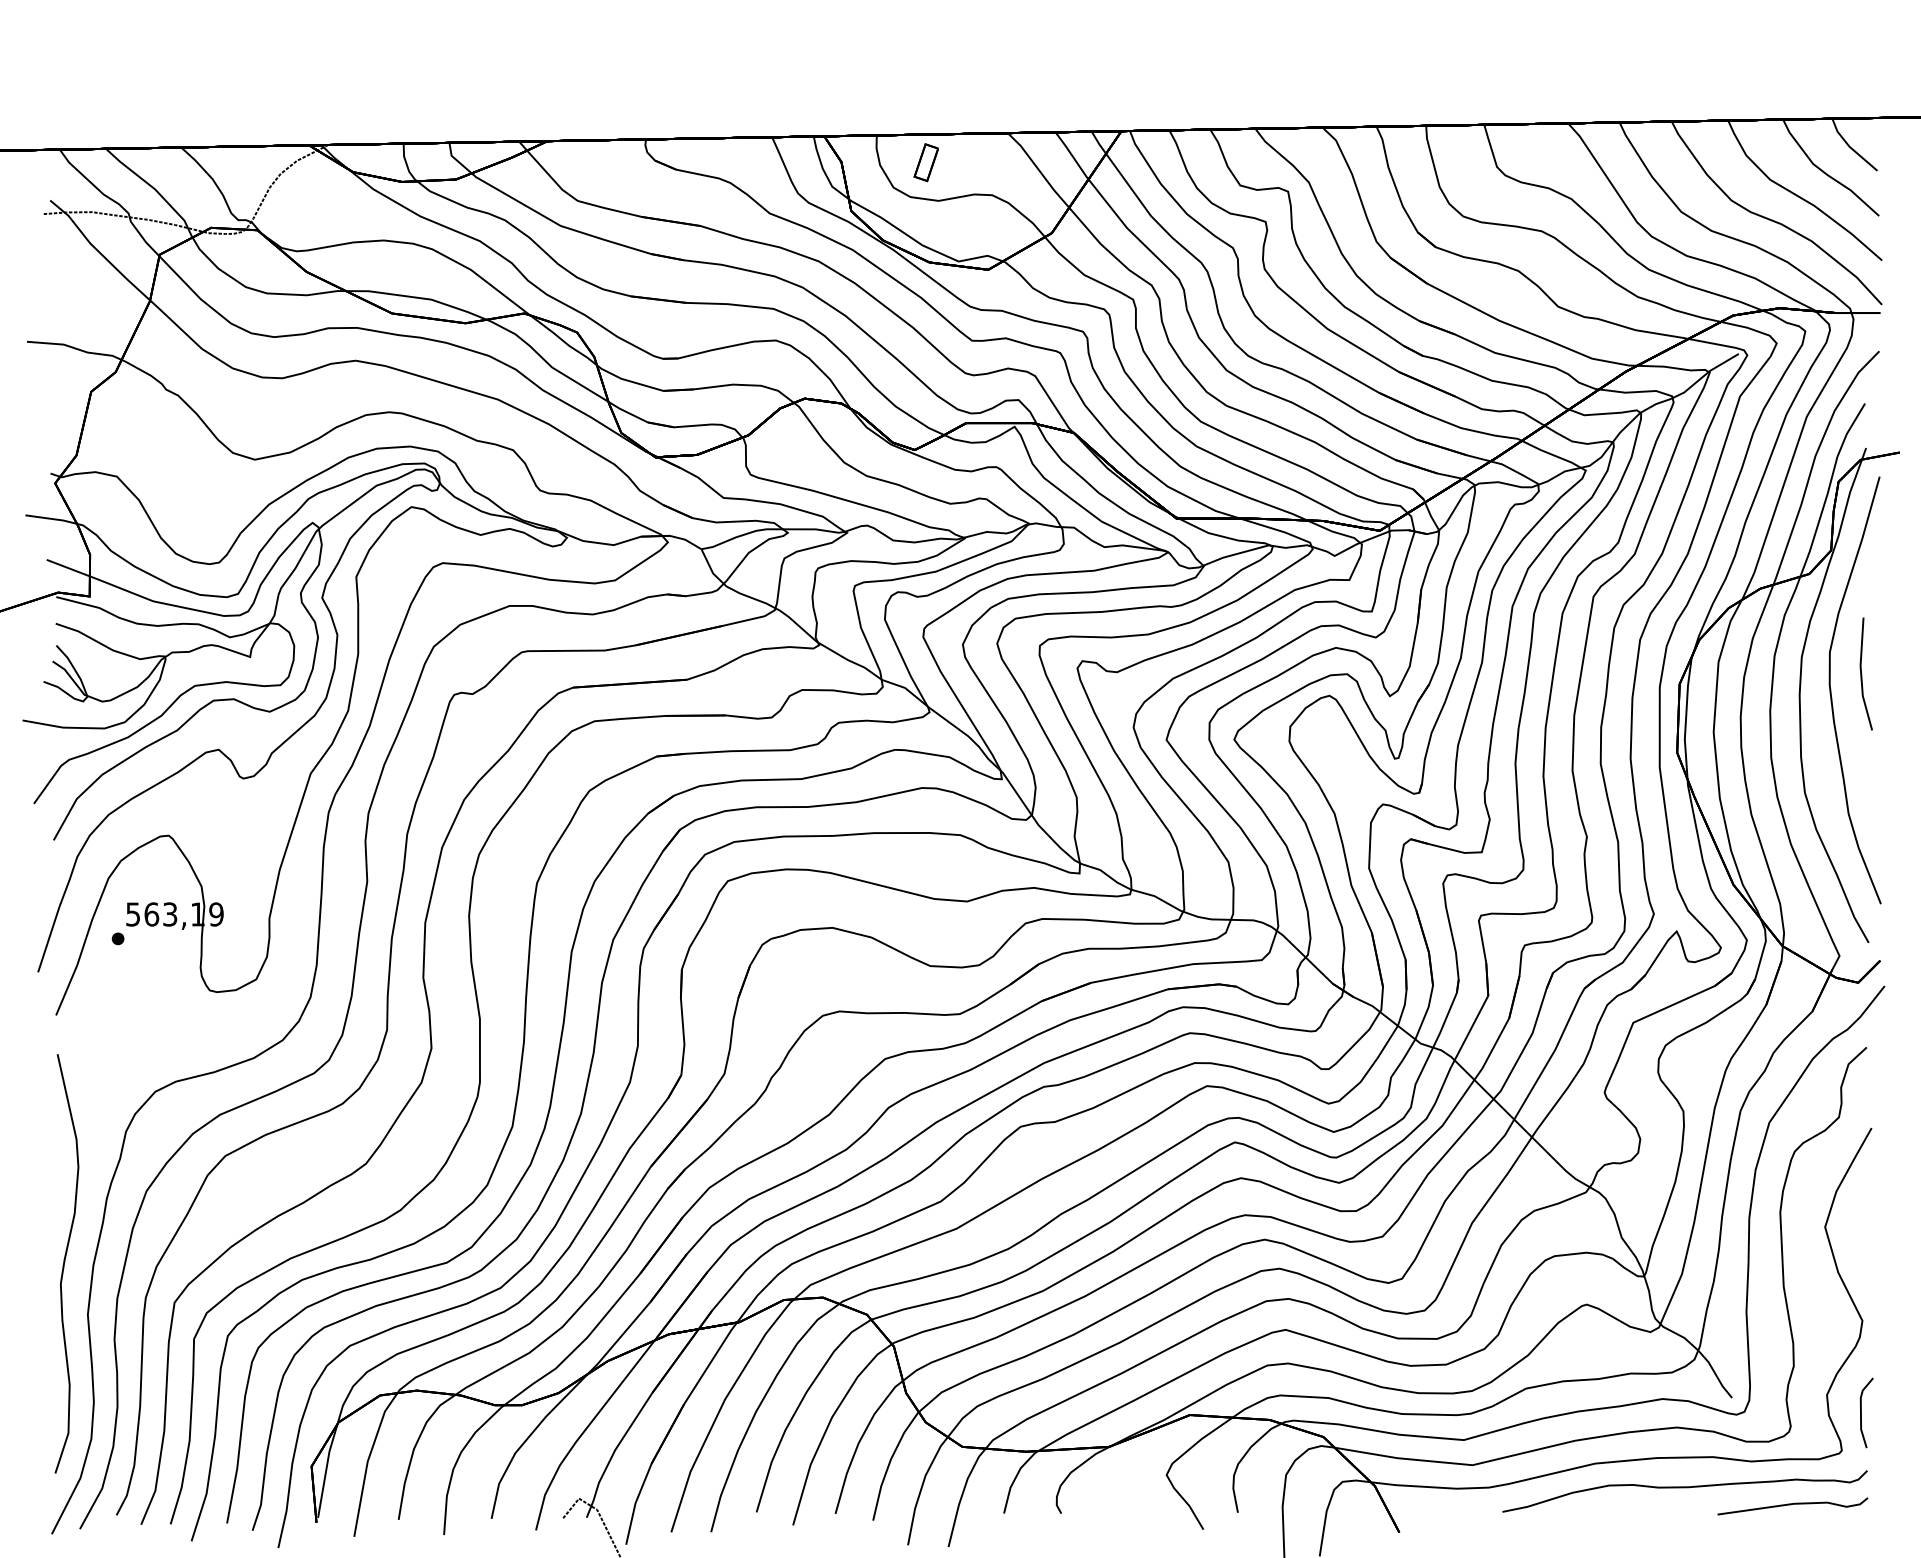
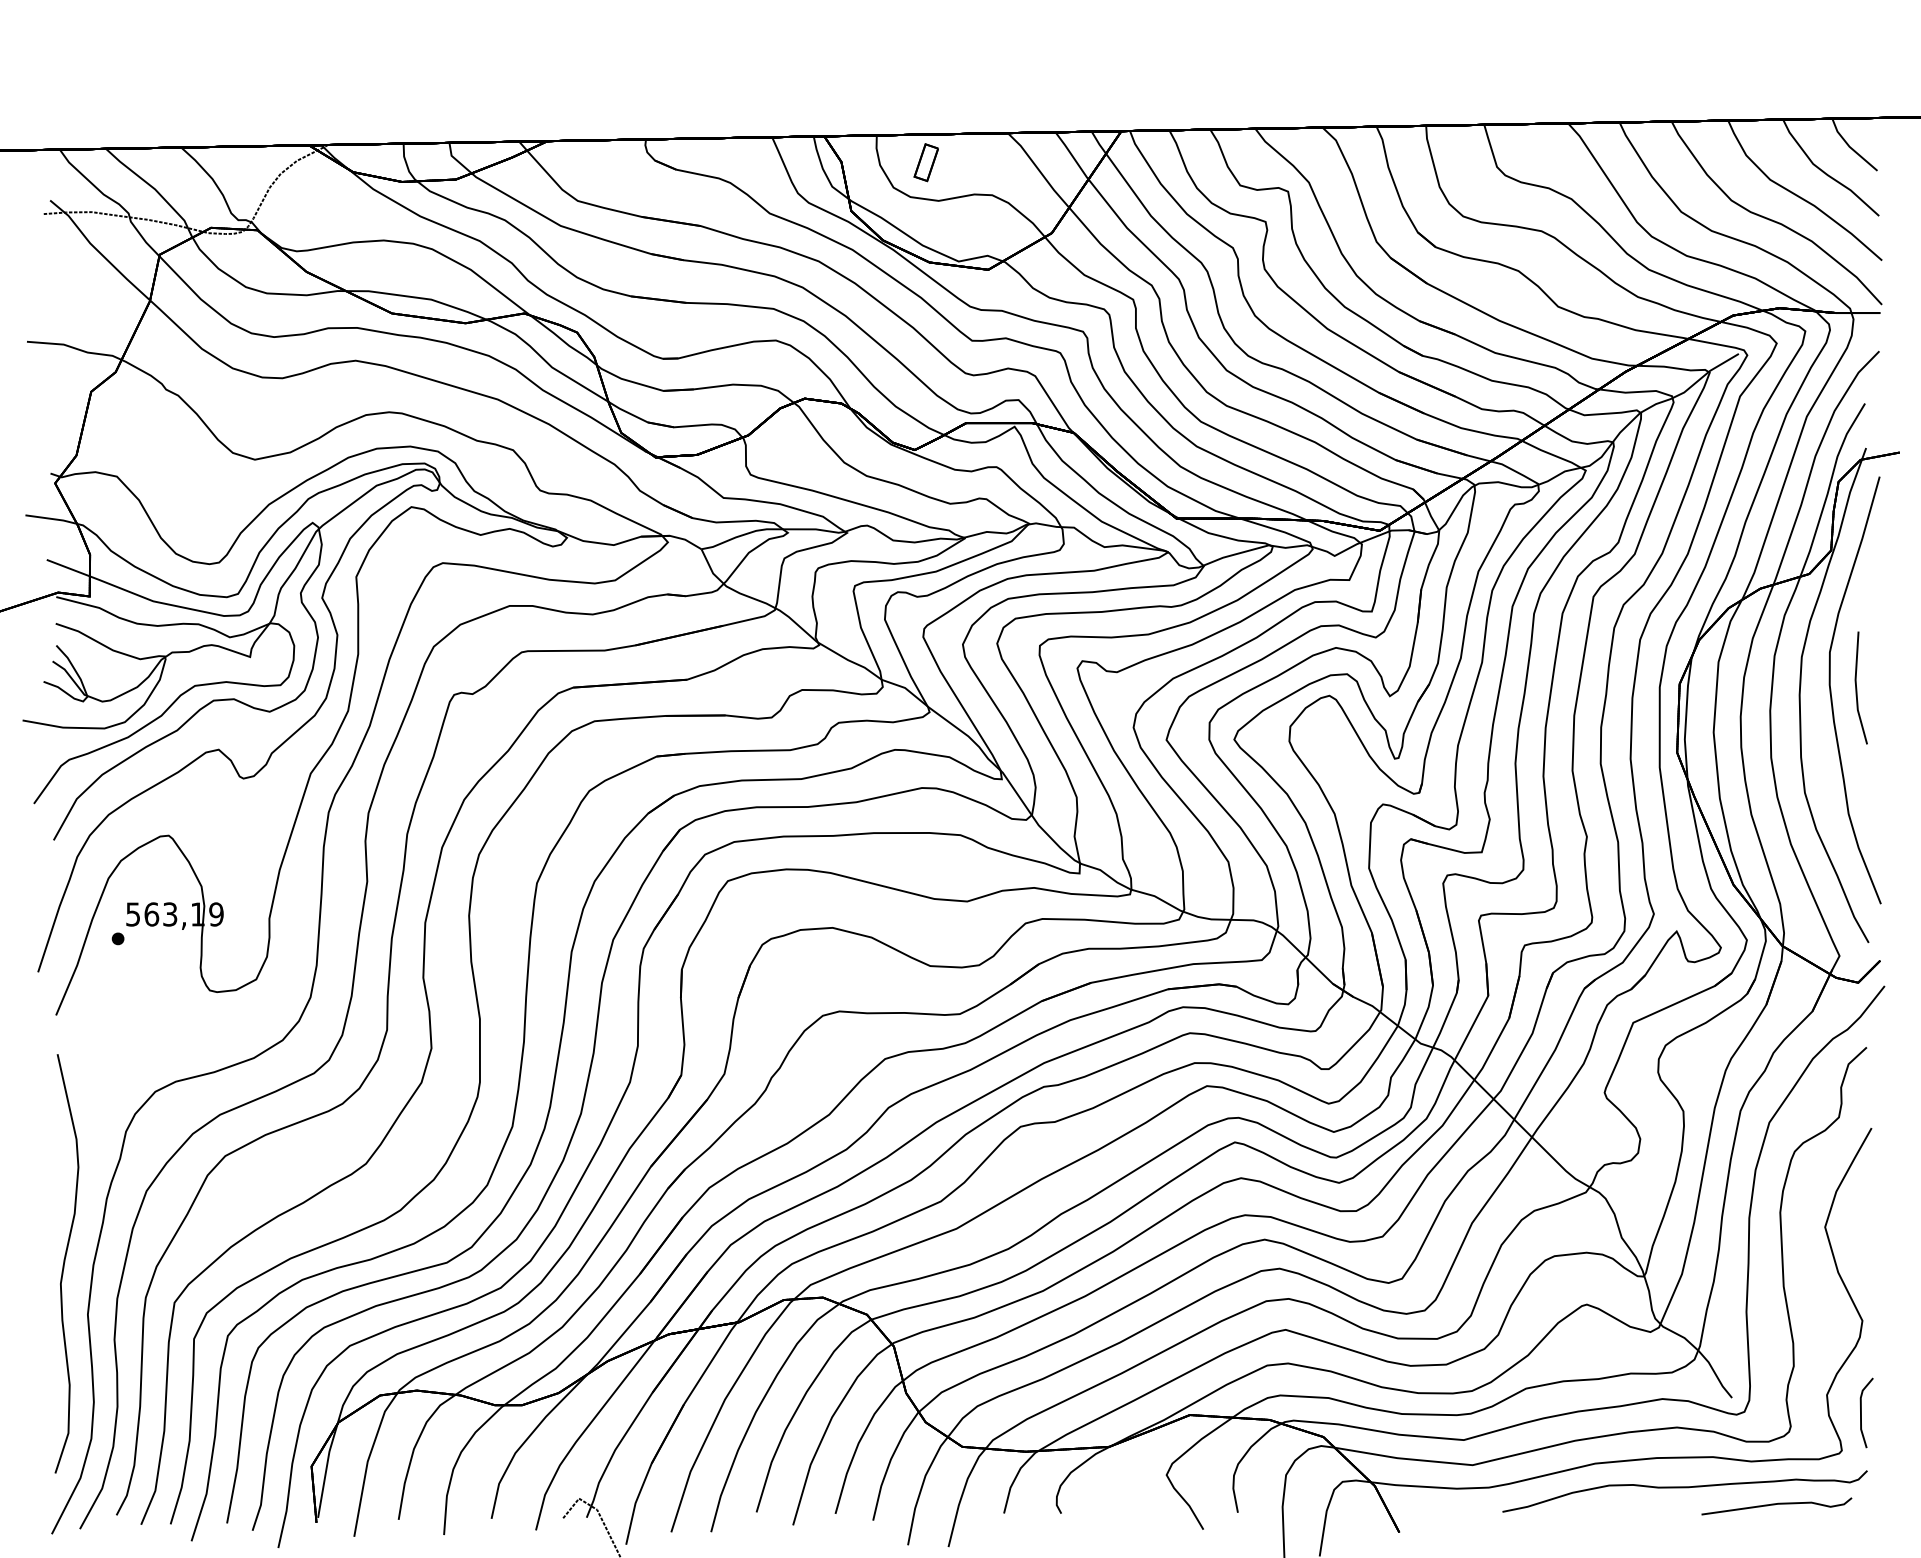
part position: (1865, 673) -> (1860, 687) (1860, 687)
part position: (1792, 1506) -> (1776, 1506) (1776, 1506)
